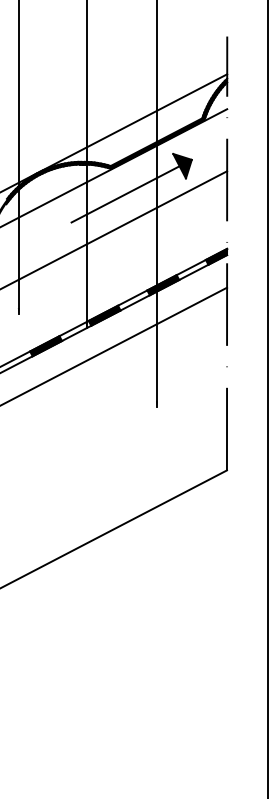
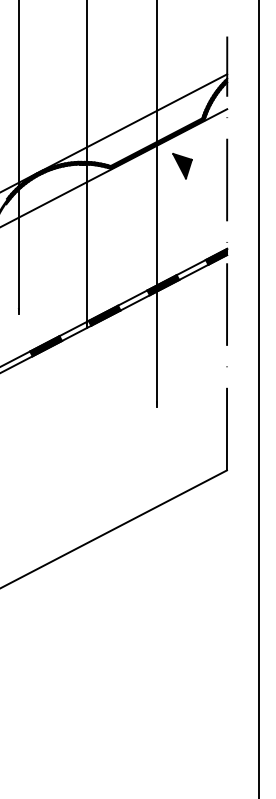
line: present -> none (125, 194)
line: present -> none (114, 229)
line: present -> none (114, 345)
line position: (267, 398) -> (258, 398) (258, 398)
